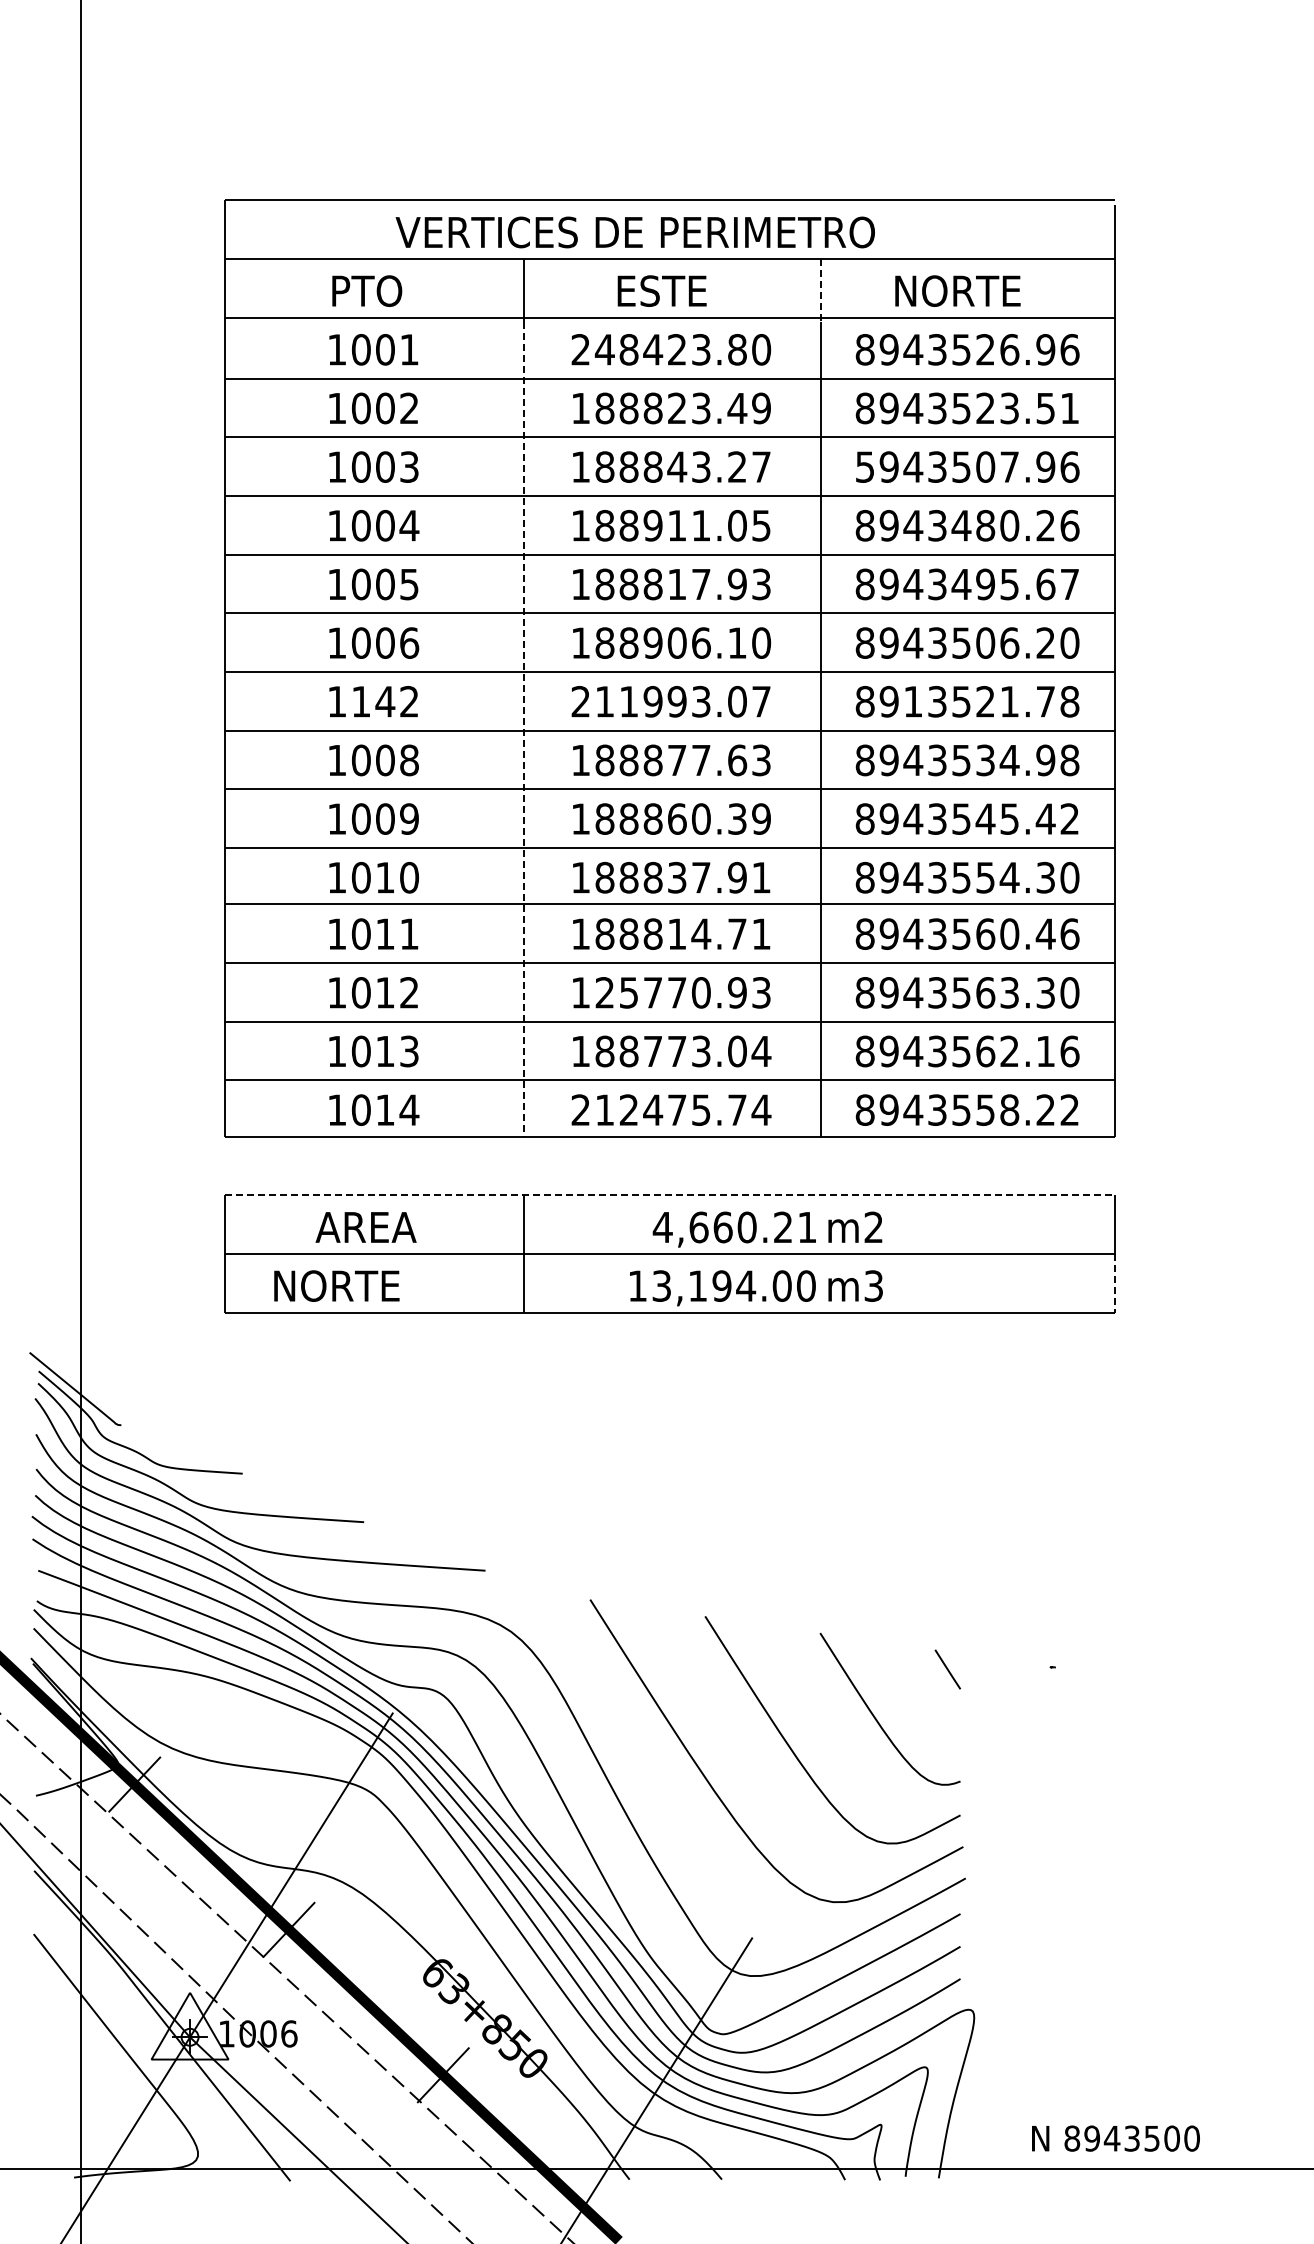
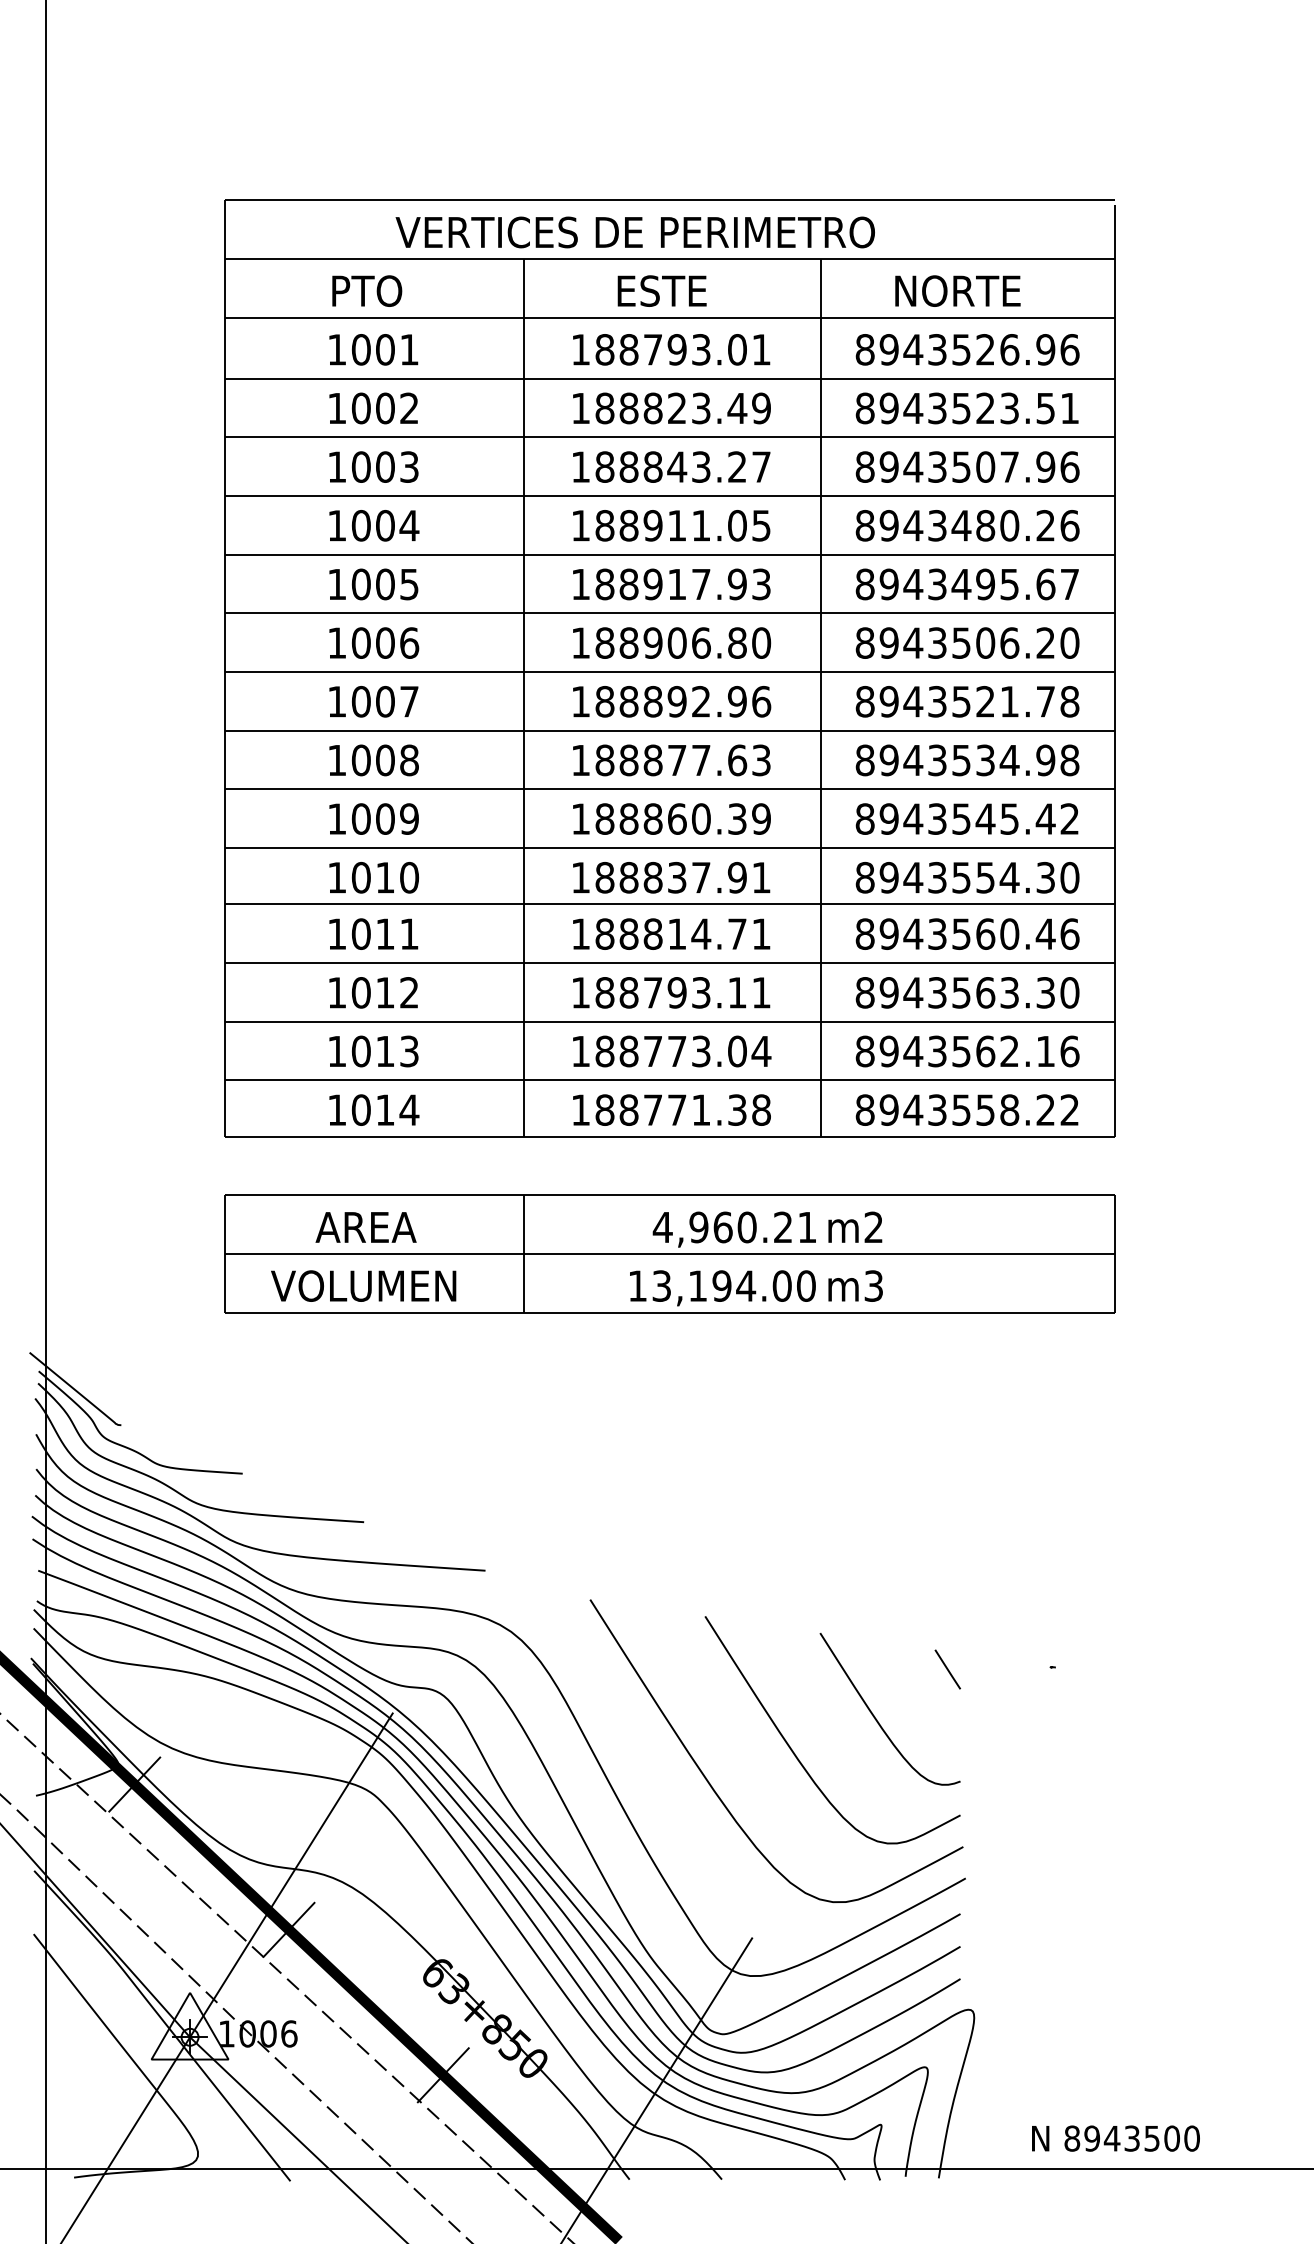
line: dashed -> solid (820, 290)
text: 248423.80 -> 188793.01 (671, 349)
text: 5943507.96 -> 8943507.96 (864, 466)
text: 188817.93 -> 188917.93 (652, 584)
text: 188906.10 -> 188906.80 (737, 642)
text: 1142 -> 1007 (384, 701)
text: 211993.07 -> 188892.96 (671, 701)
text: 8913521.78 -> 8943521.78 (913, 701)
line: dashed -> solid (523, 730)
text: 125770.93 -> 188793.11 (682, 992)
text: 212475.74 -> 188771.38 (671, 1109)
line position: (80, 1121) -> (45, 1121) (45, 1121)
line: dashed -> solid (670, 1195)
text: 4,660.21 -> 4,960.21 (698, 1227)
line: dashed -> solid (1114, 1283)
text: NORTE -> VOLUMEN (363, 1285)
